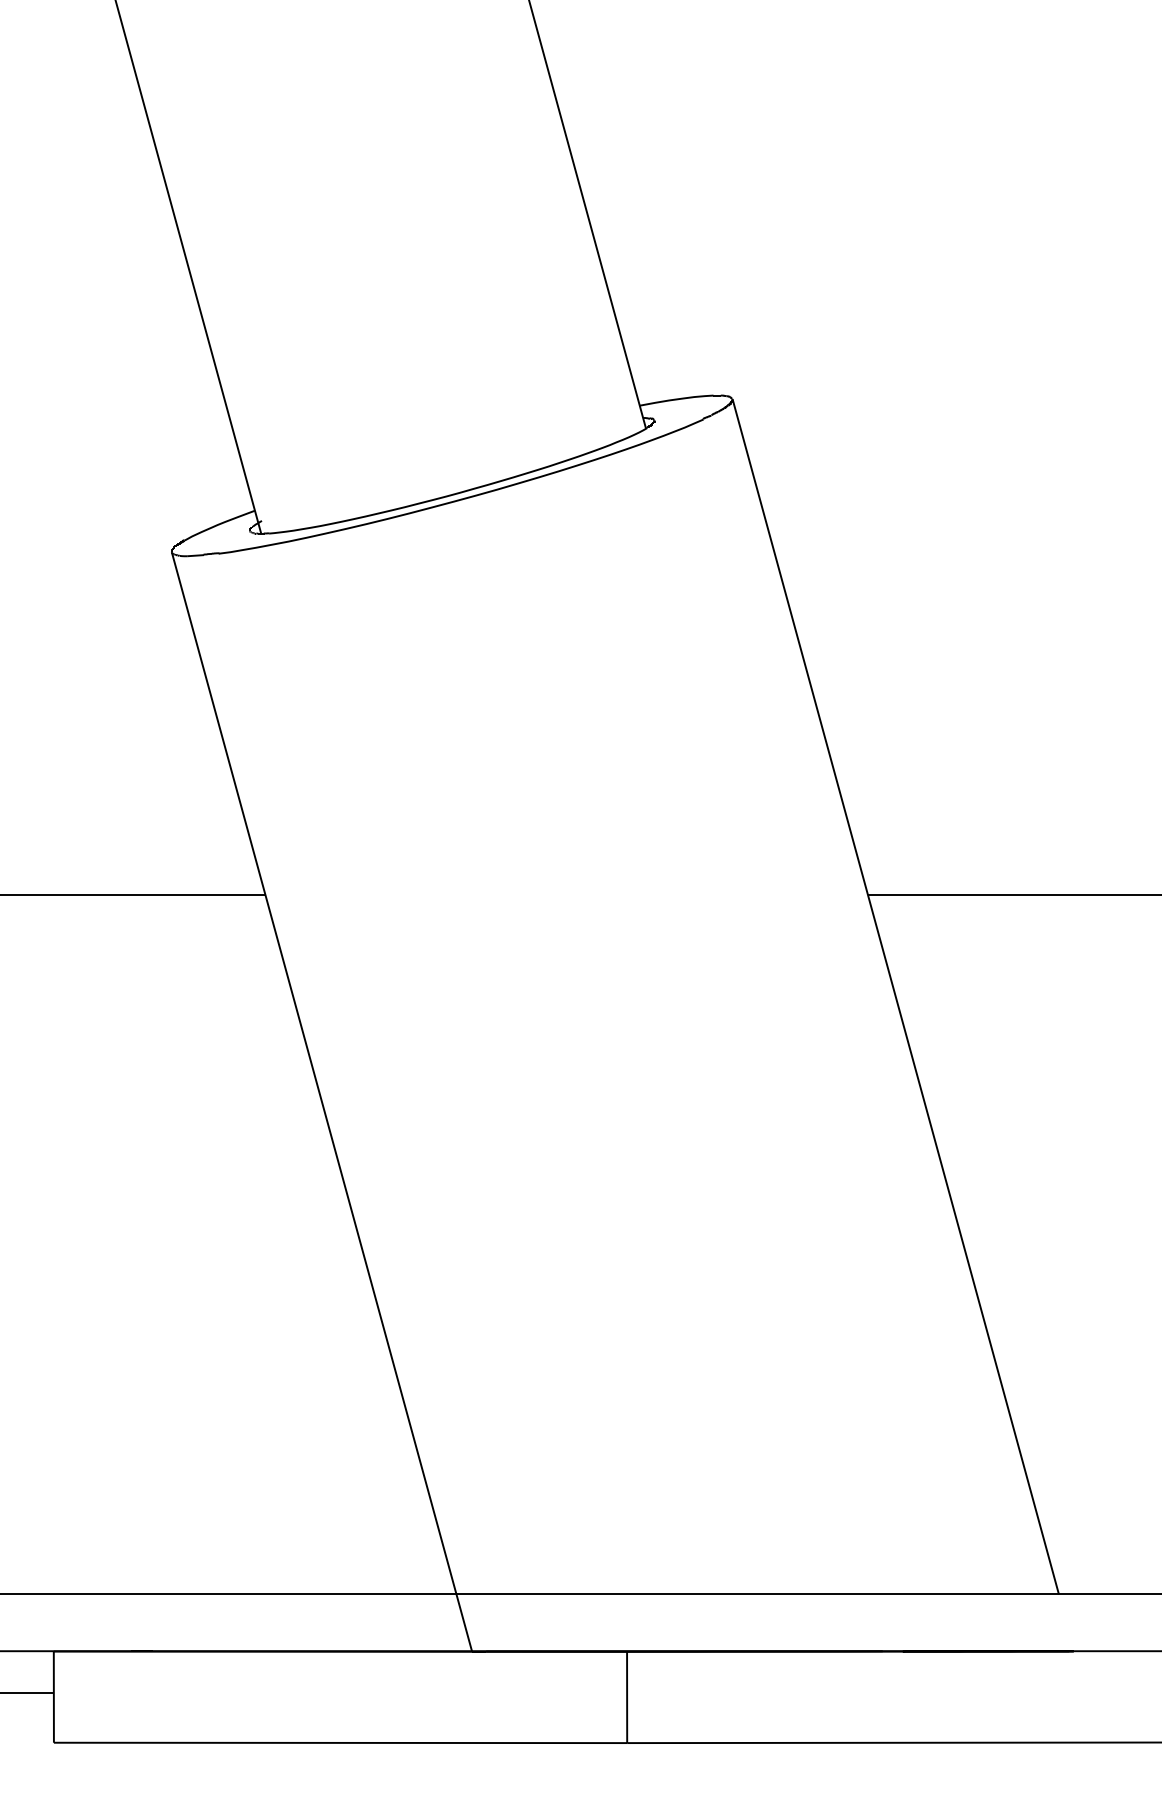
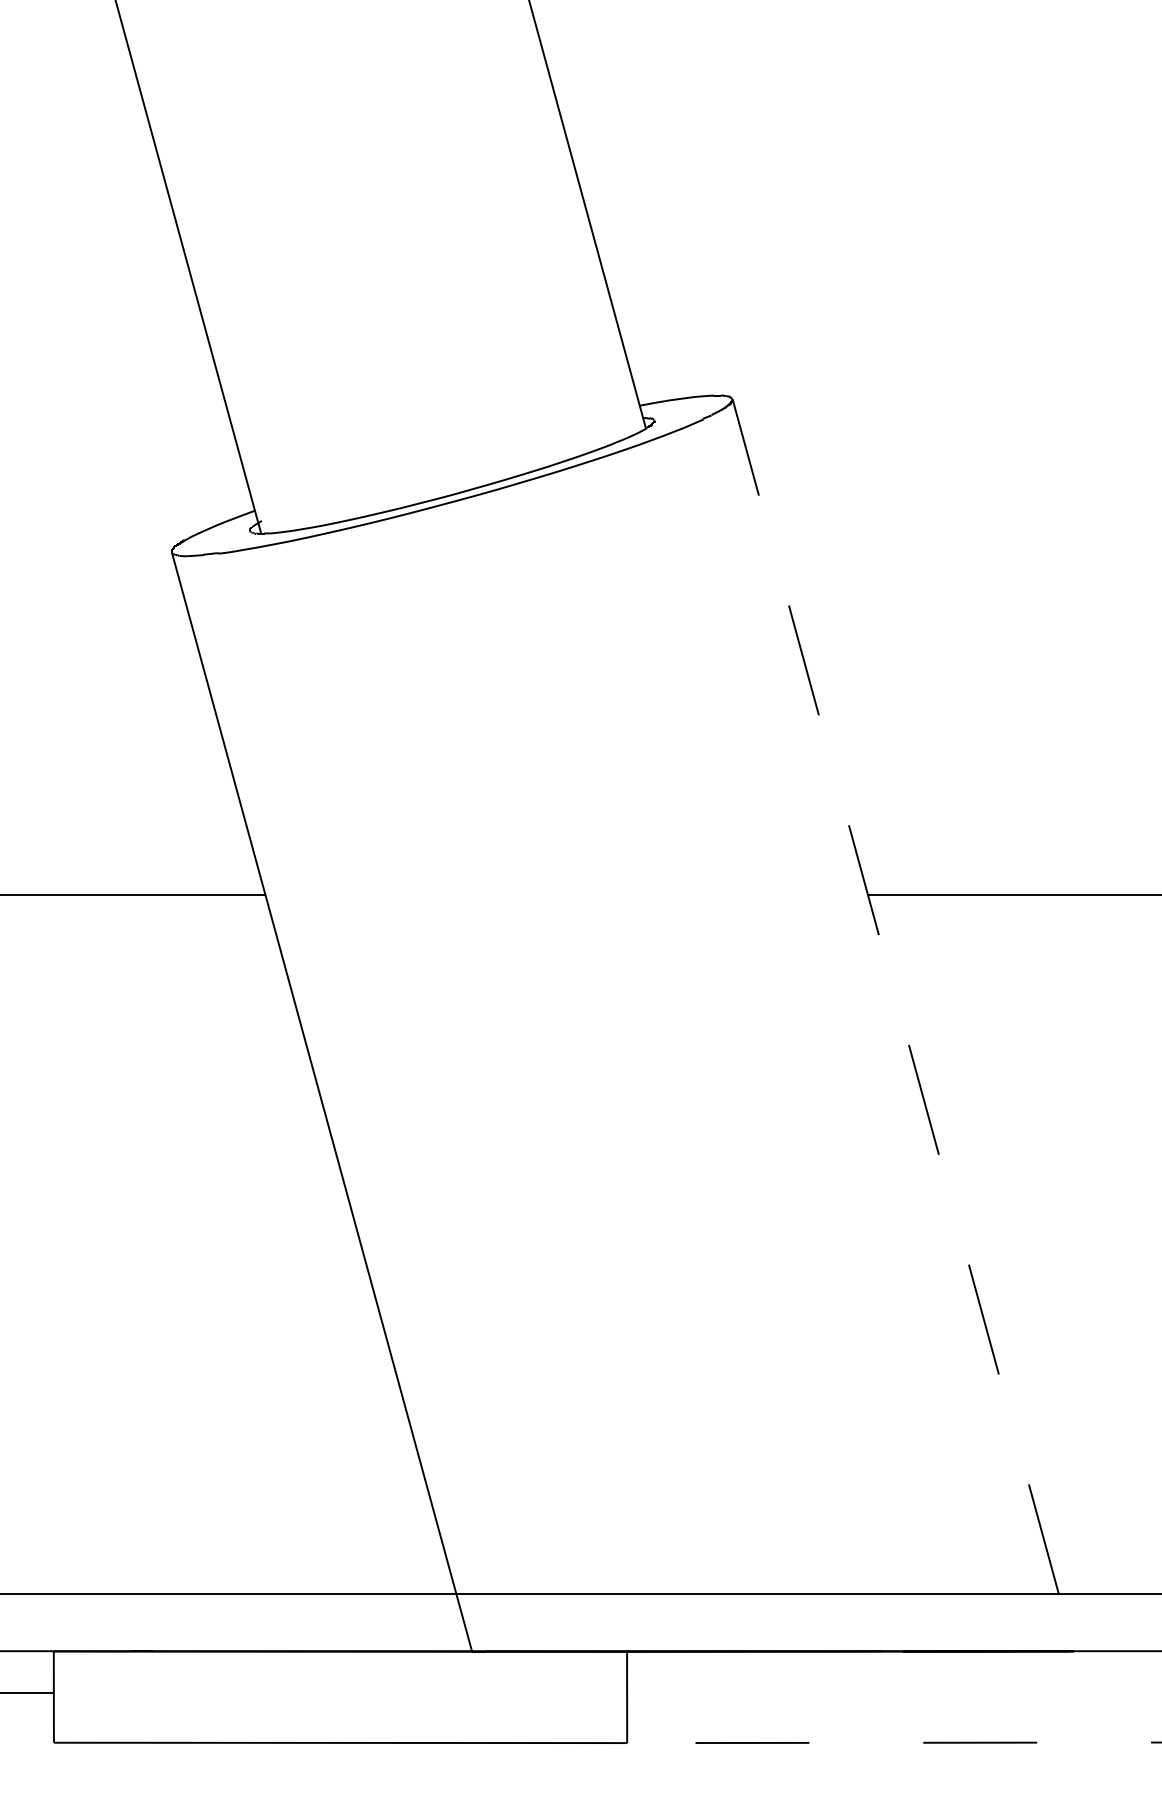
line: solid -> dashed (895, 996)
line: solid -> dashed (894, 1742)
